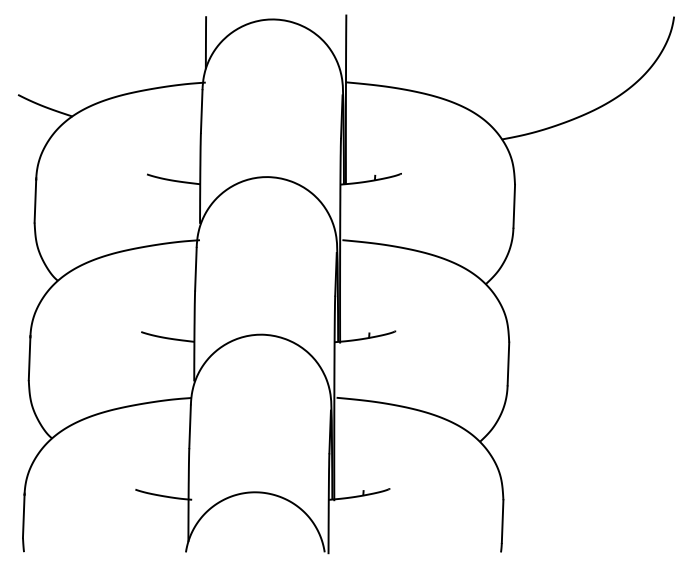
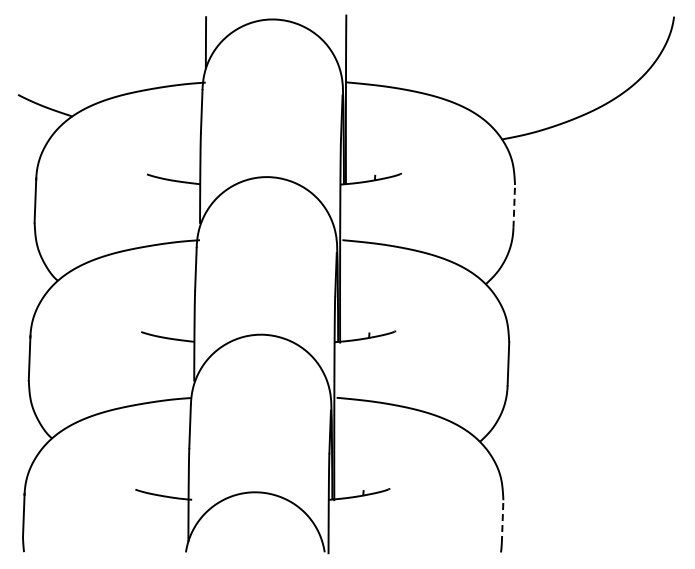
line: solid -> dashed (514, 205)
line: solid -> dashed (502, 521)
